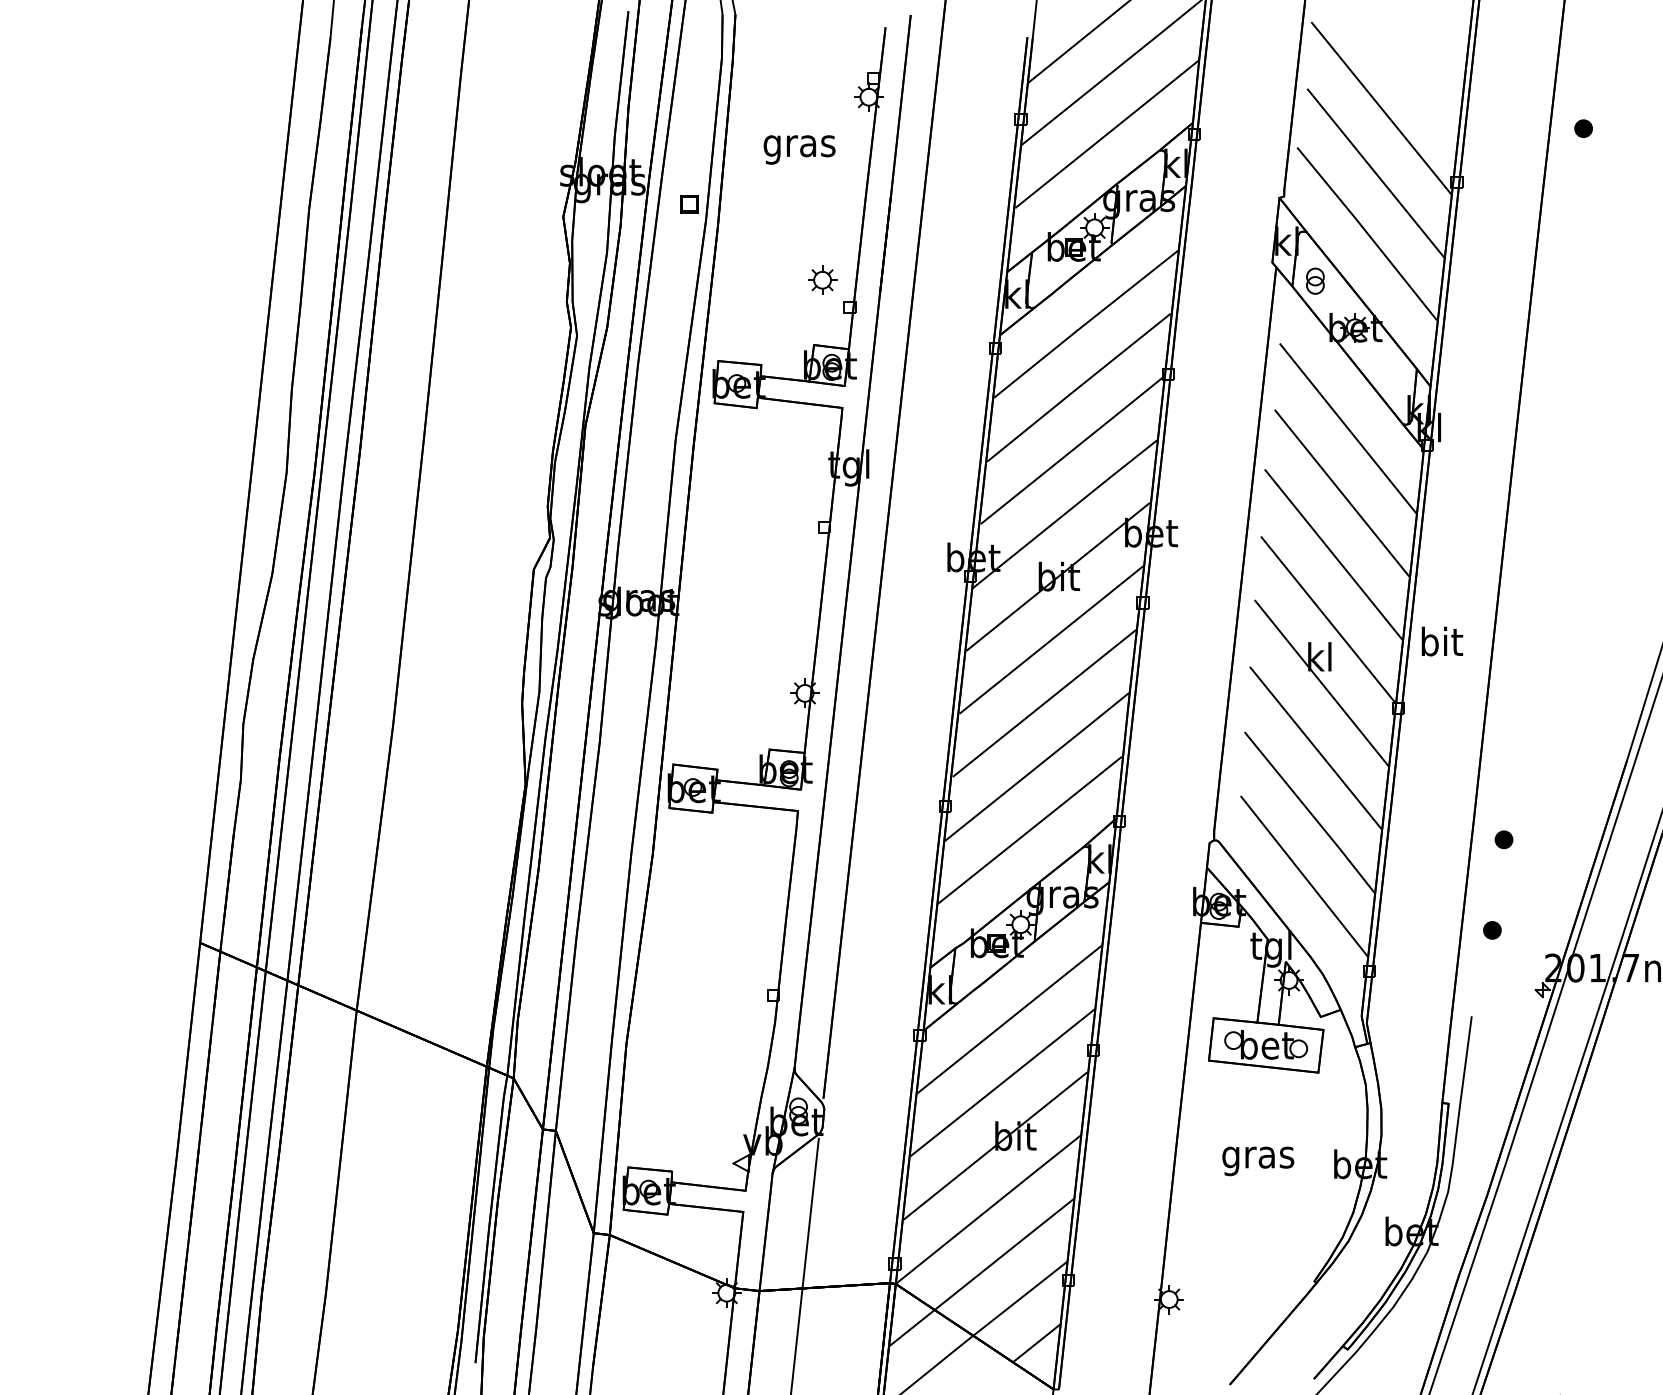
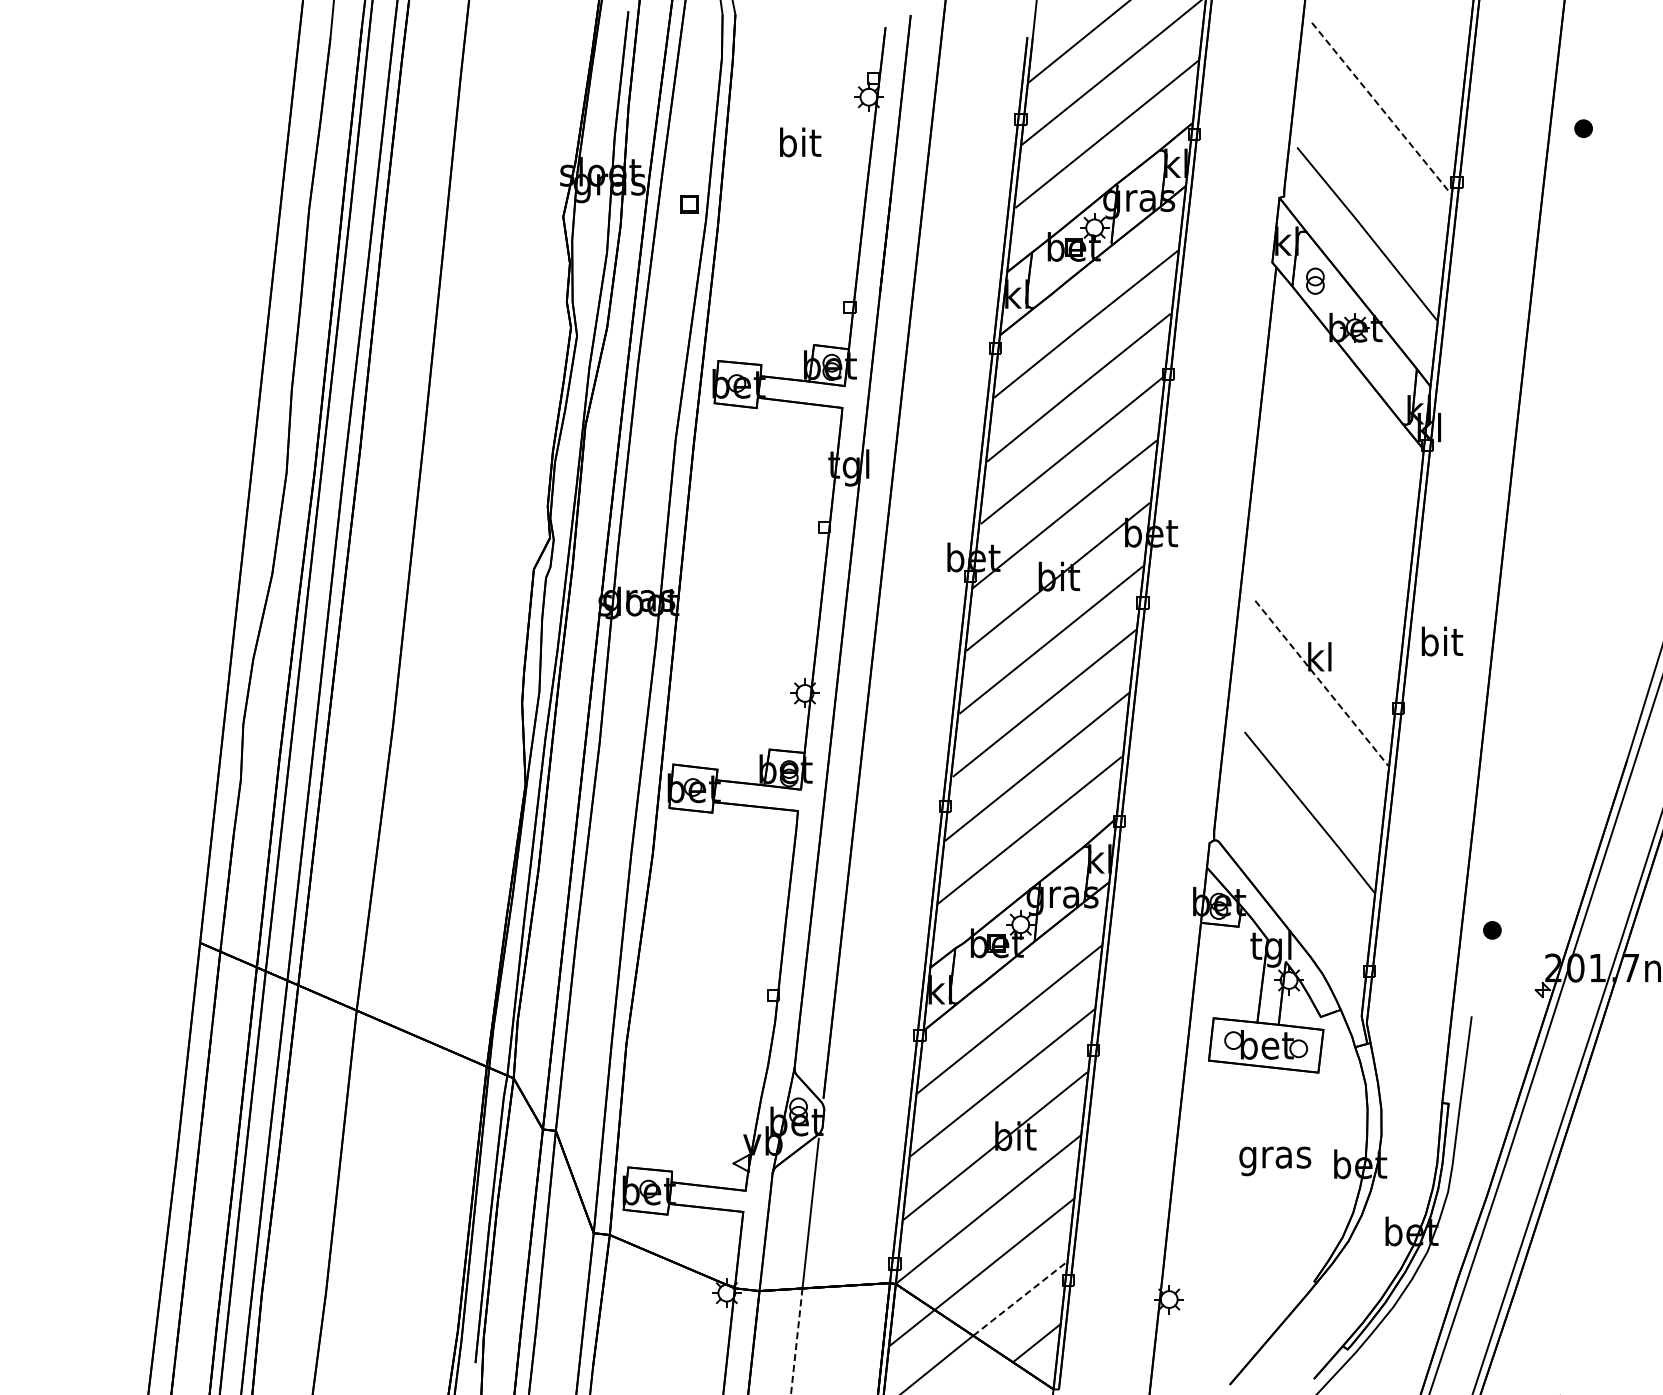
line: solid -> dashed (1381, 108)
text: gras -> bit (799, 145)
line: present -> none (1375, 173)
part: present -> none (822, 279)
line: present -> none (1347, 428)
line: present -> none (1342, 493)
line: present -> none (1333, 554)
line: present -> none (1328, 619)
line: solid -> dashed (1322, 683)
line: present -> none (1315, 748)
part: present -> none (1503, 839)
line: present -> none (1304, 876)
text position: (1258, 1161) -> (1275, 1161) (1275, 1161)
line: solid -> dashed (1020, 1298)
line: solid -> dashed (796, 1342)
